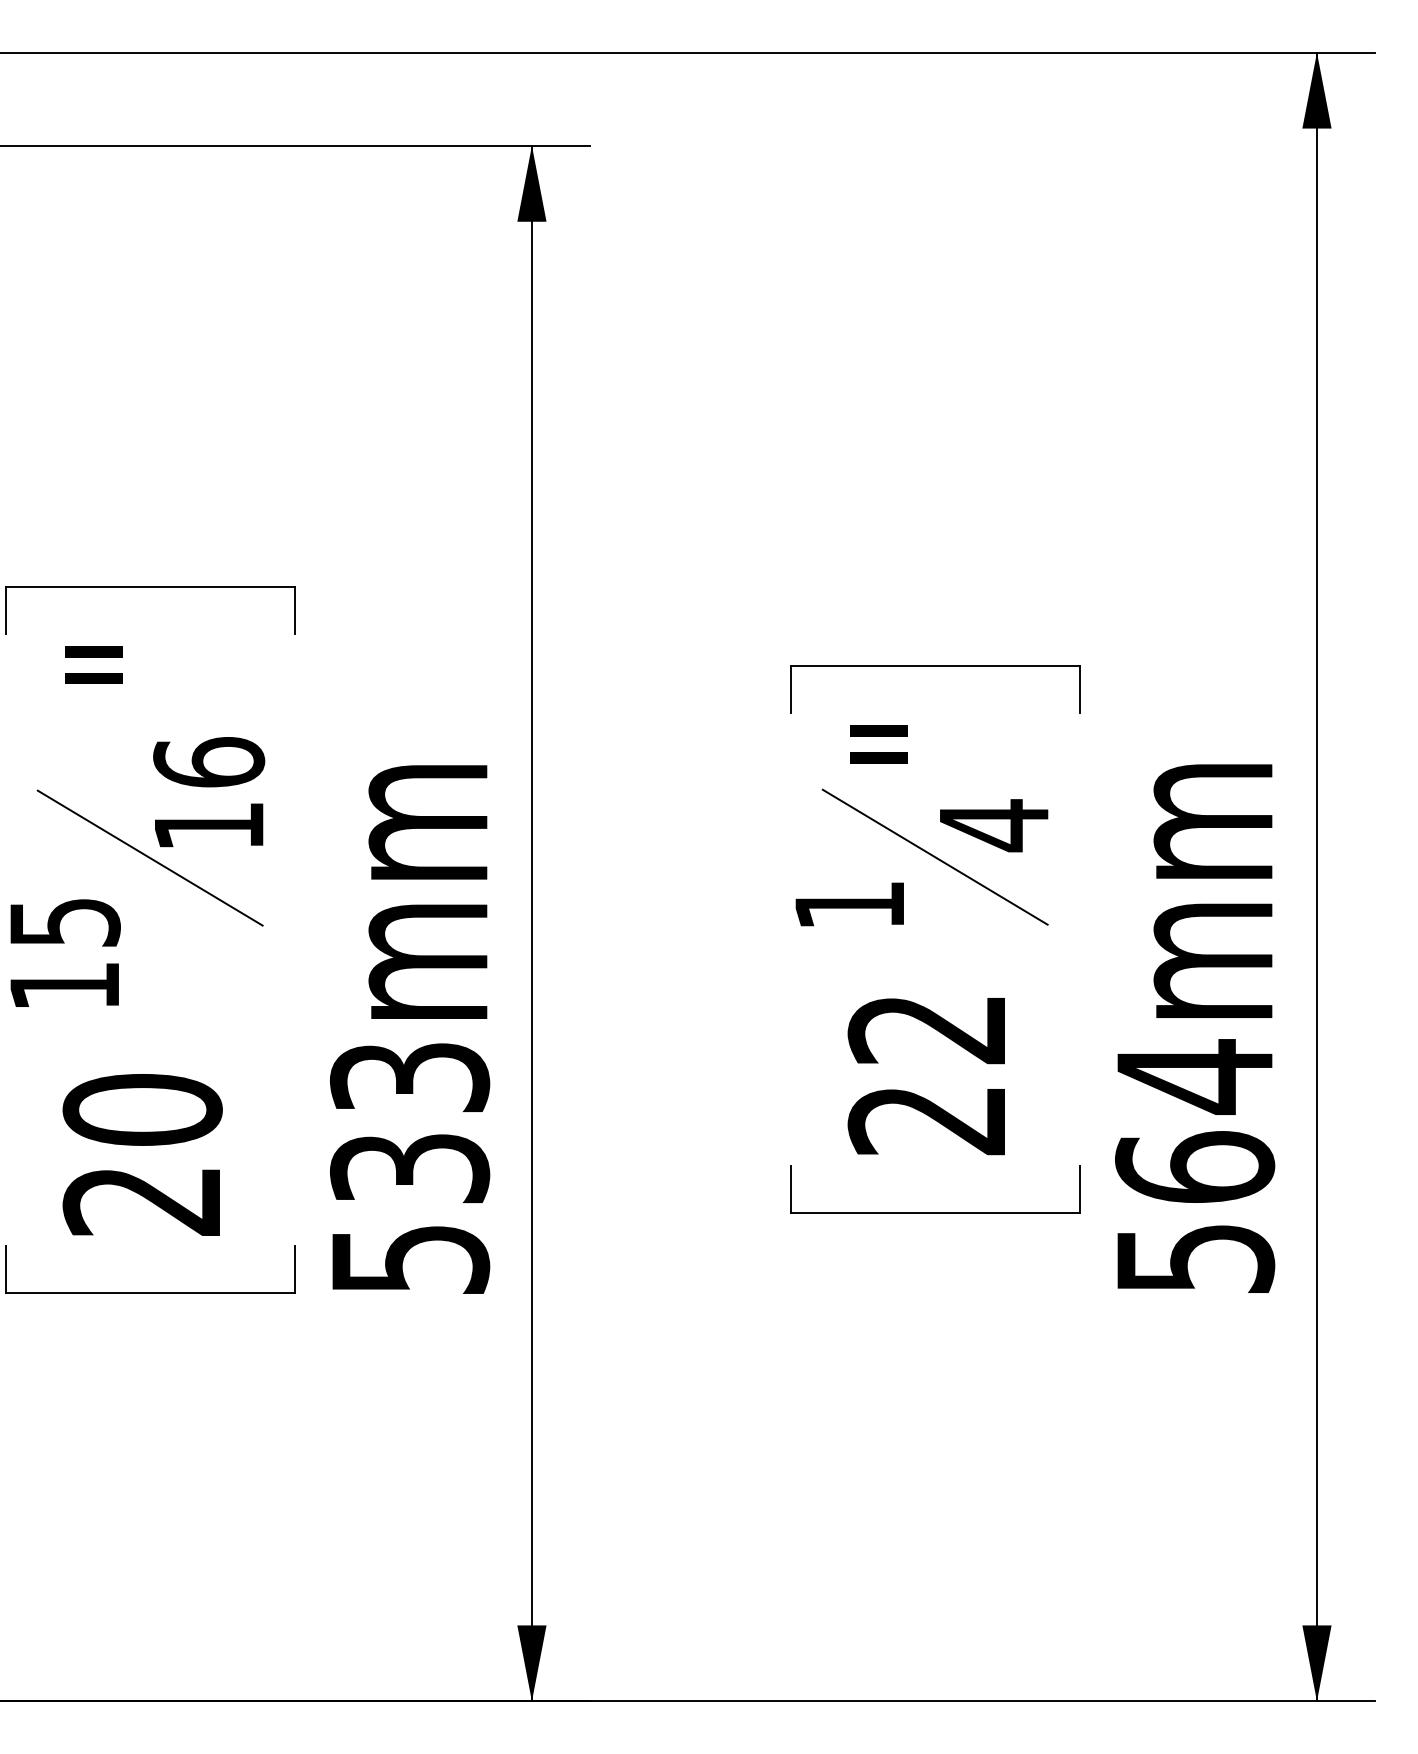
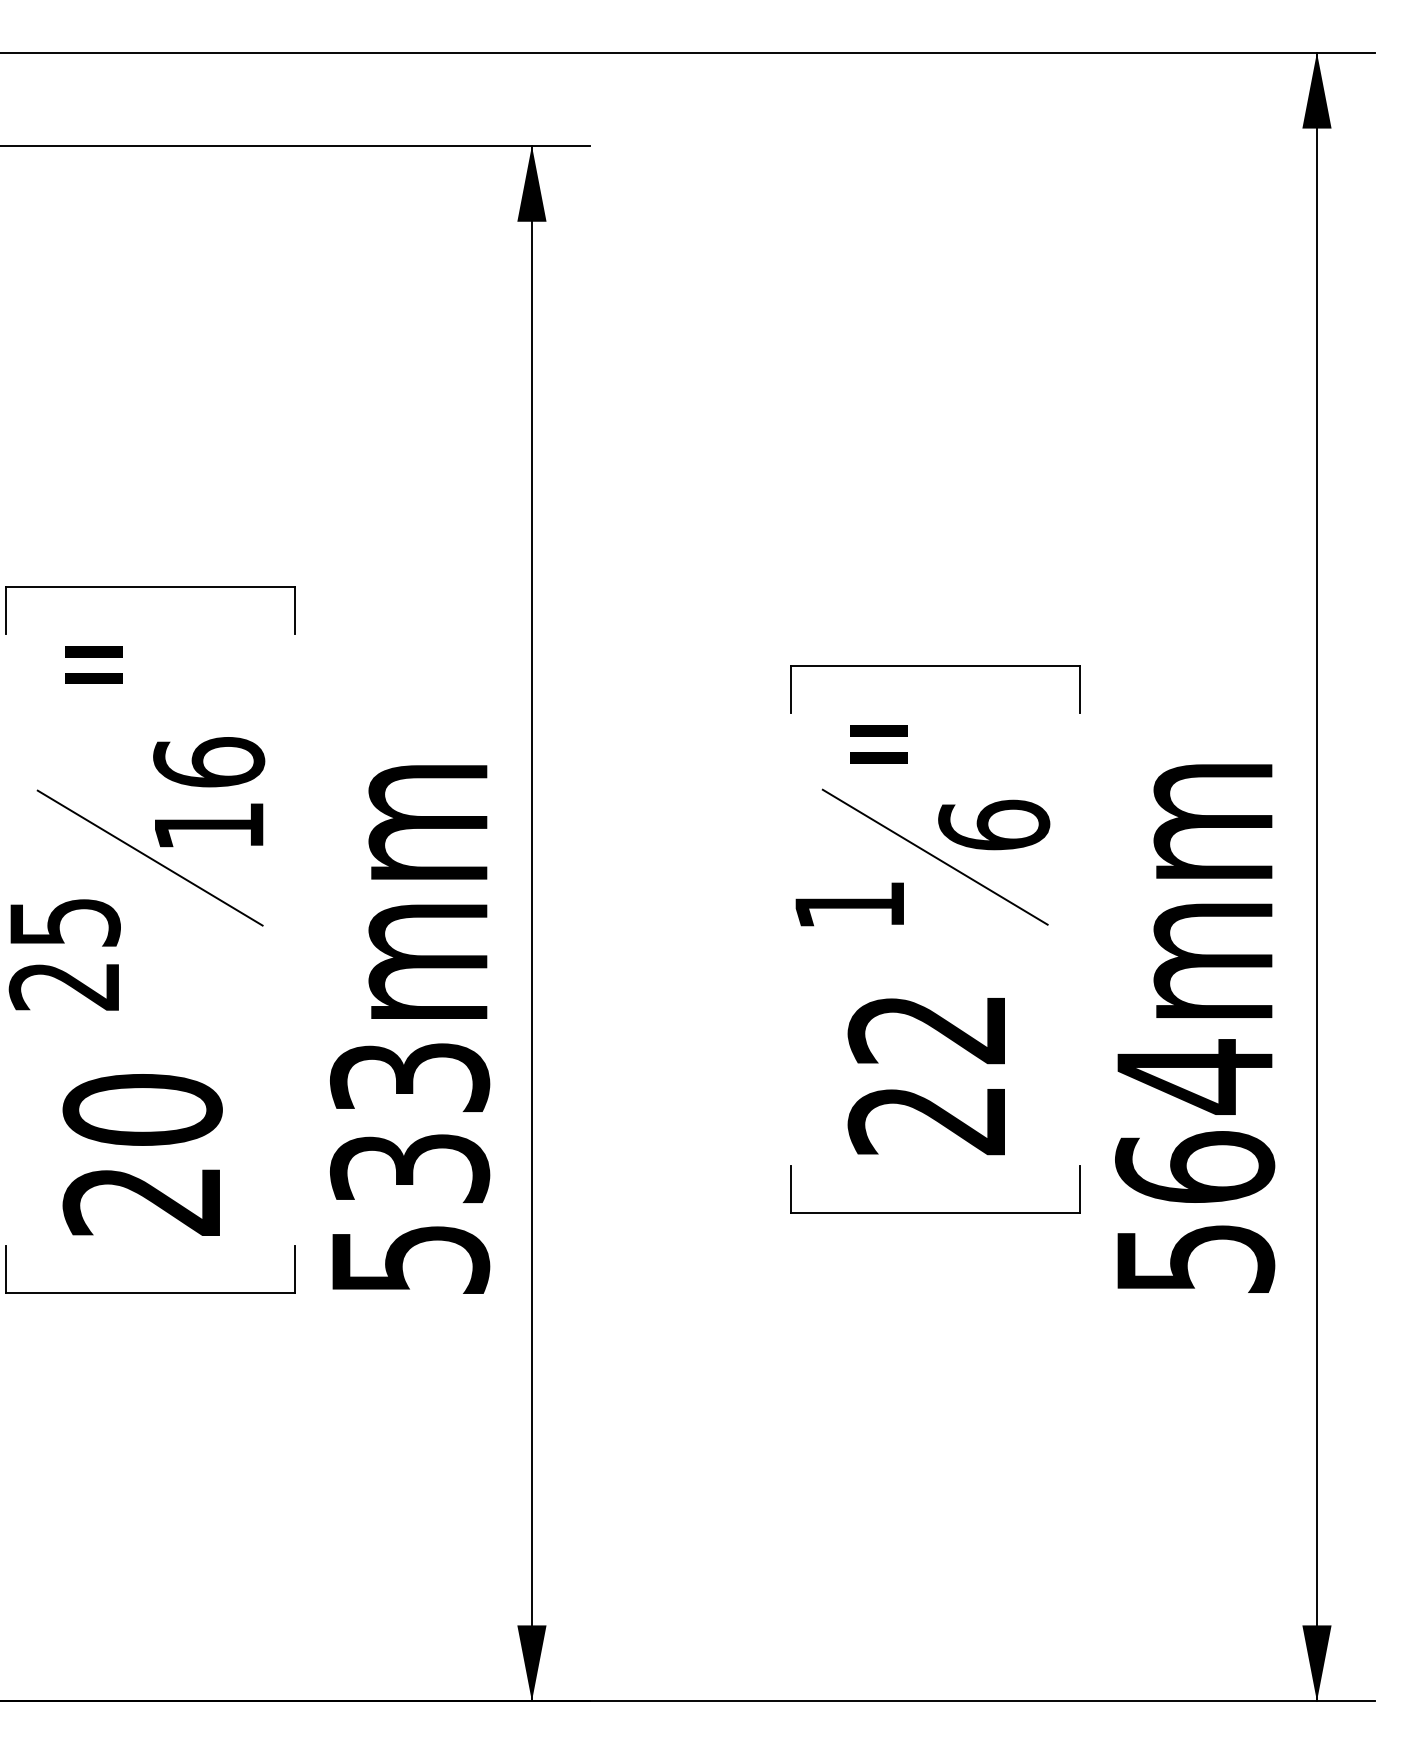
text: 4 -> 6 (994, 825)
text: 15 -> 25 (63, 986)
